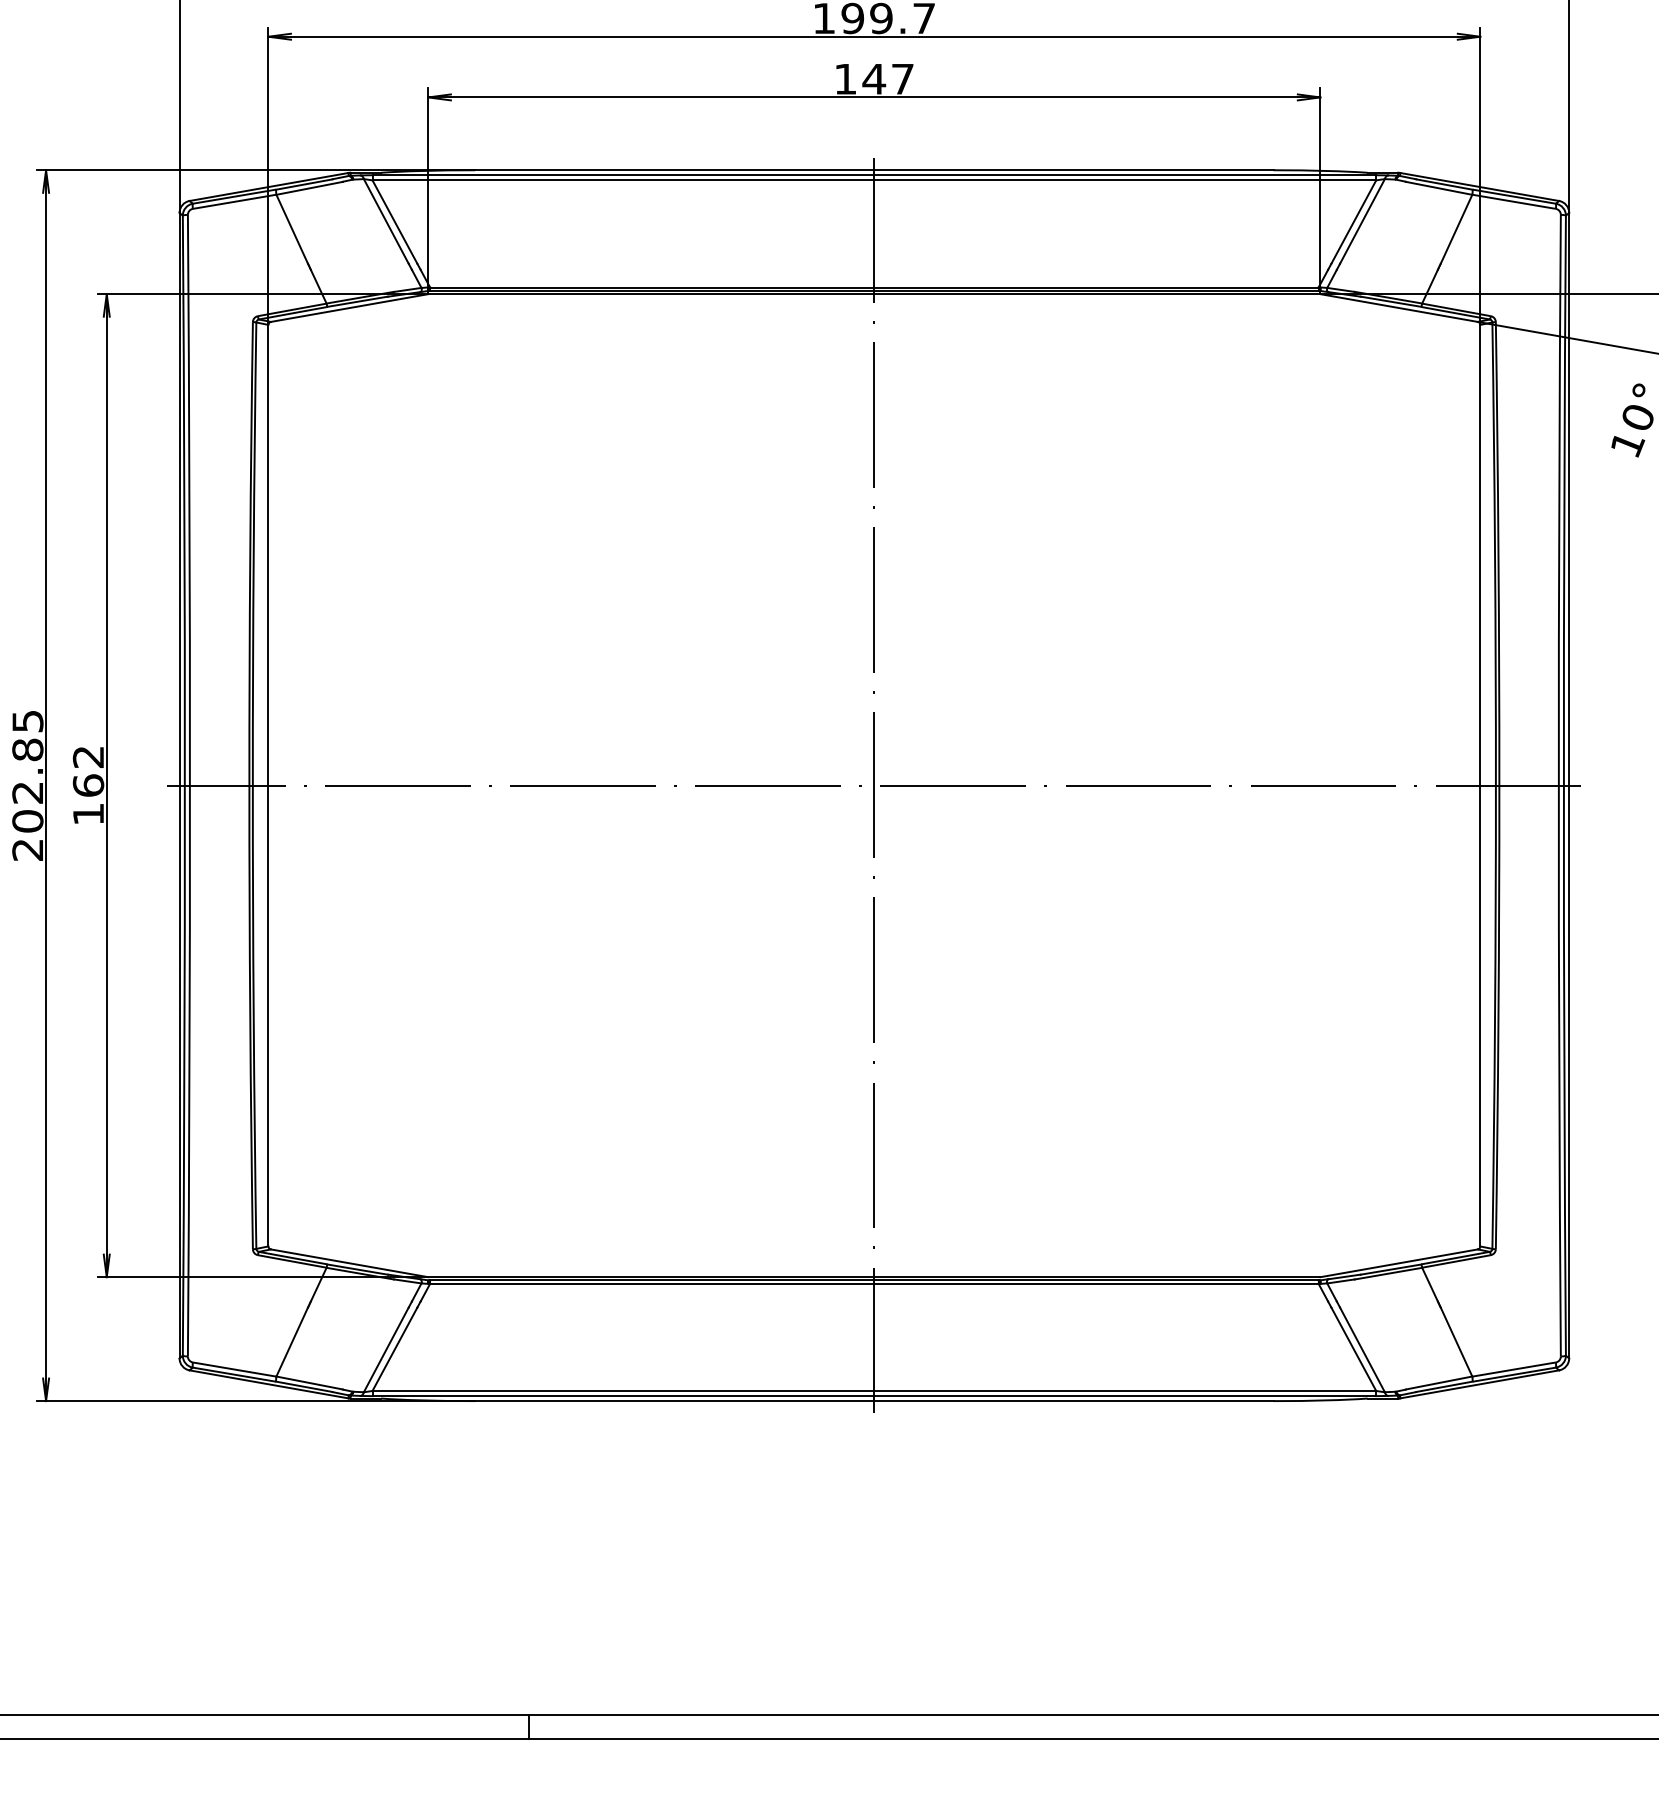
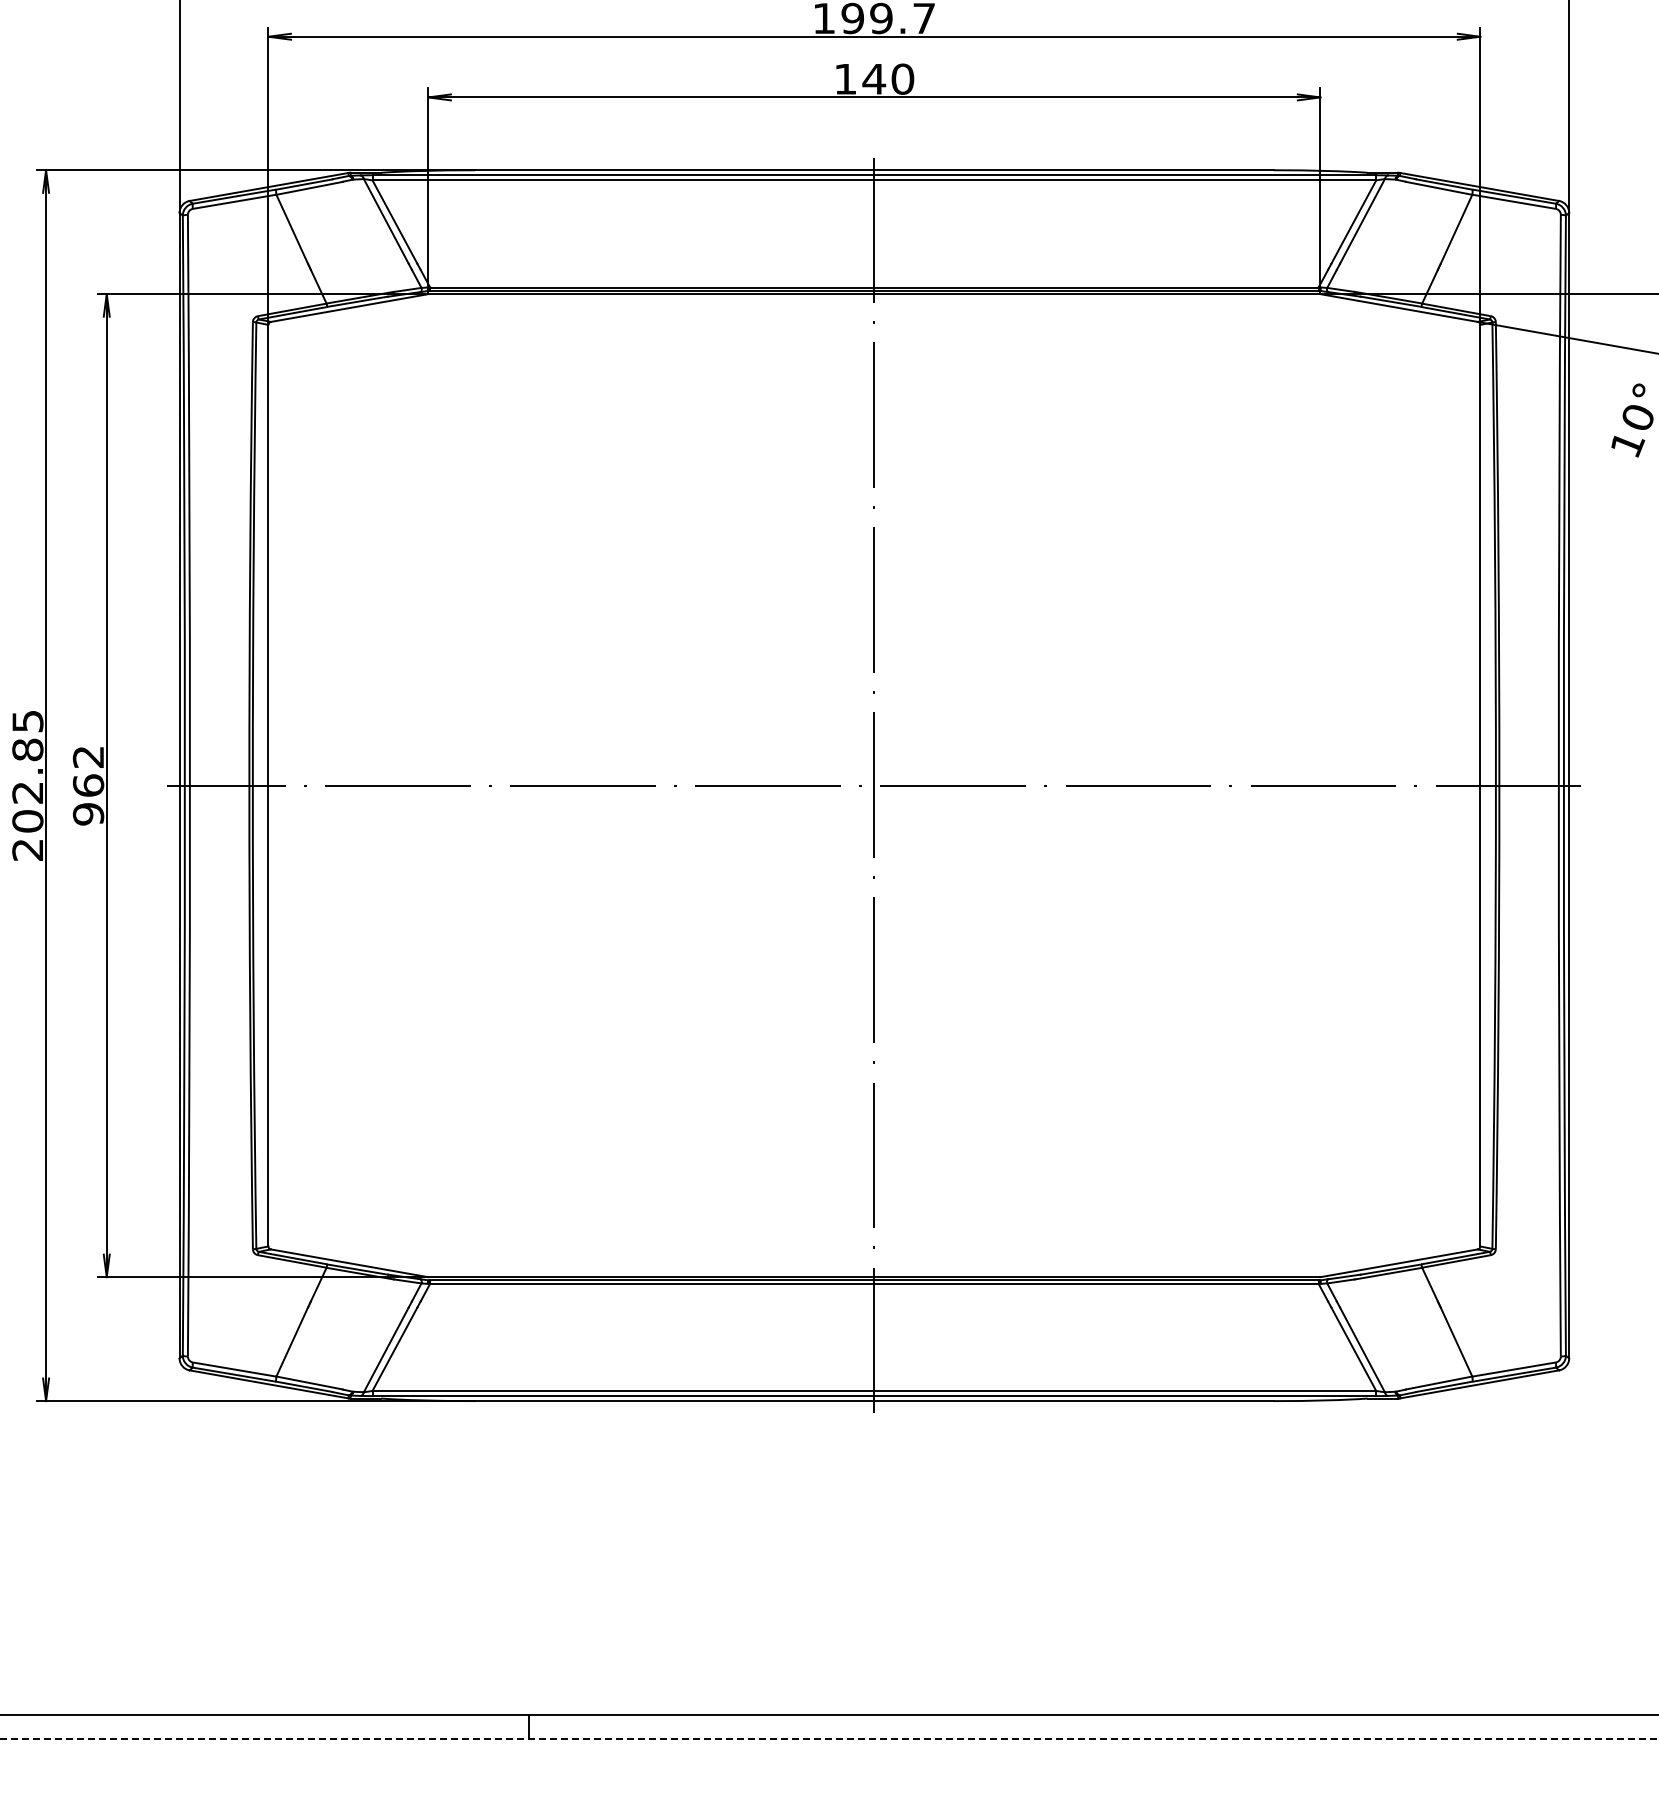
text: 147 -> 140 (902, 78)
text: 162 -> 962 (88, 814)
line: solid -> dashed (829, 1739)
